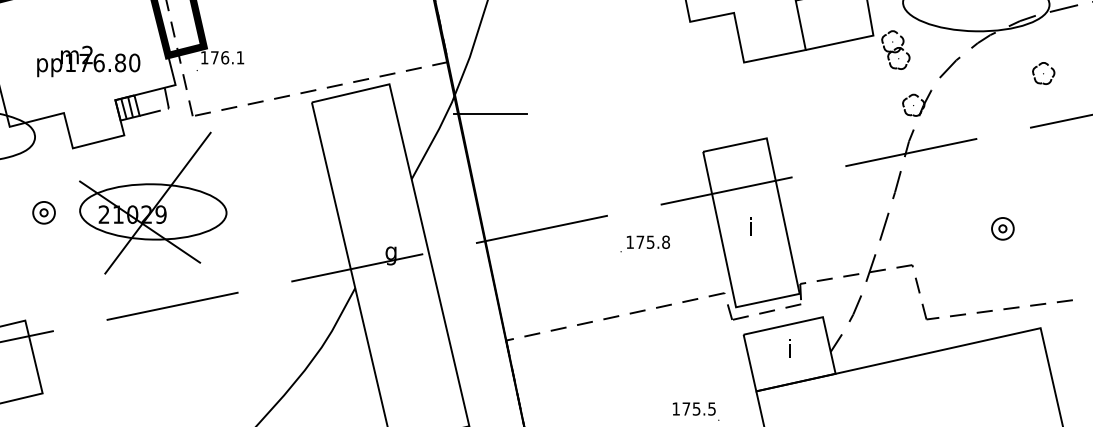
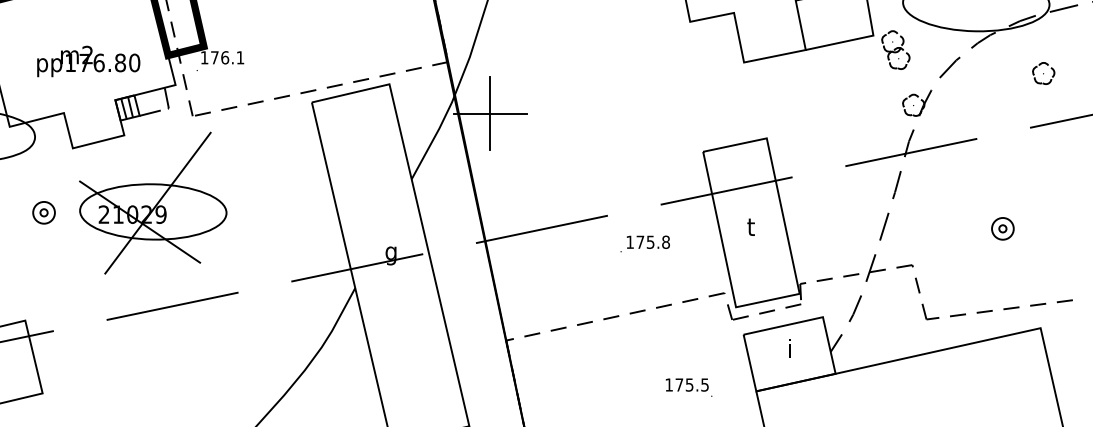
line: none -> present (490, 113)
text: i -> t (750, 226)
text position: (695, 411) -> (688, 387) (688, 387)
